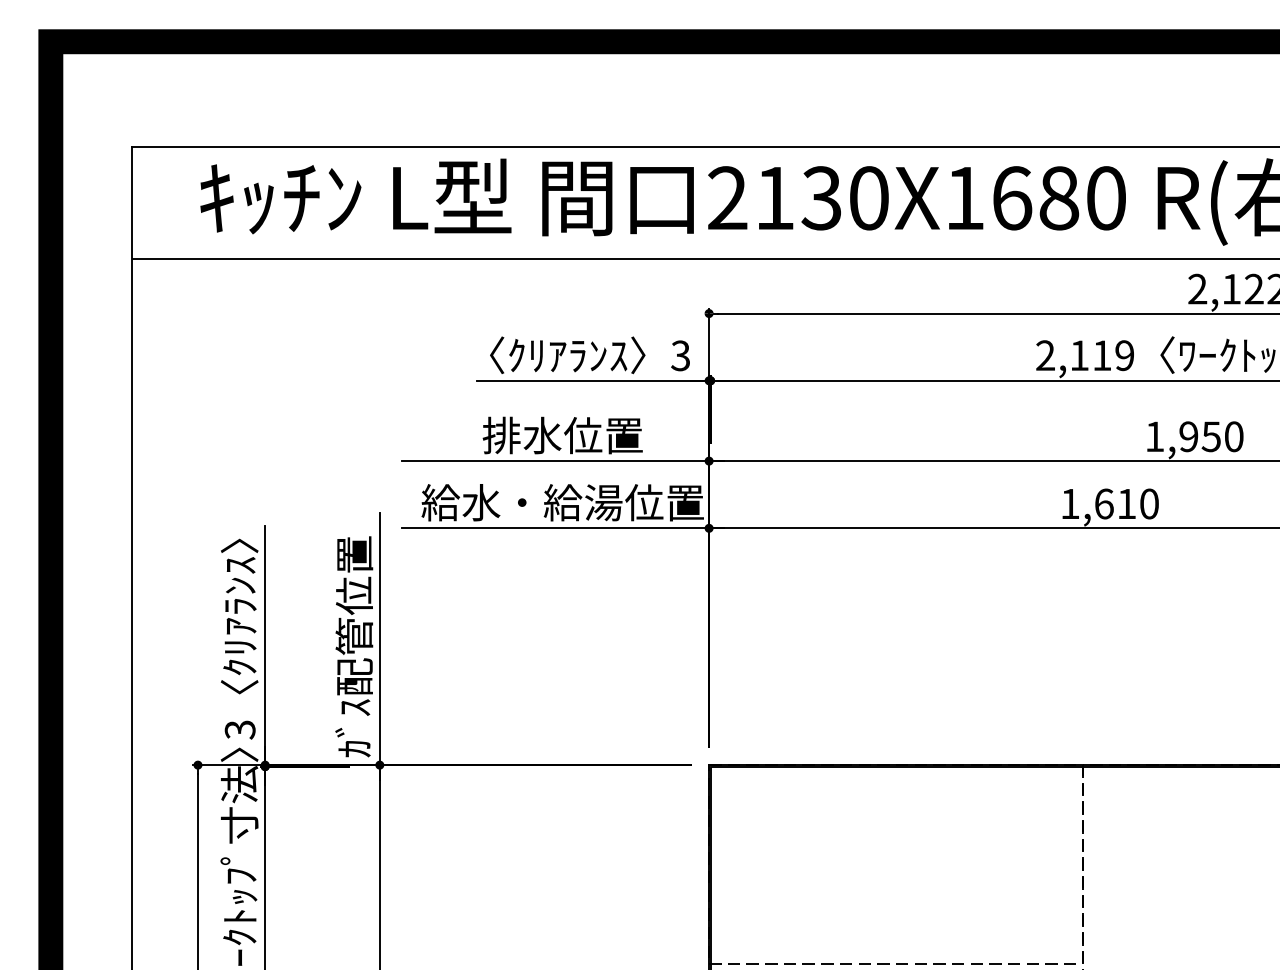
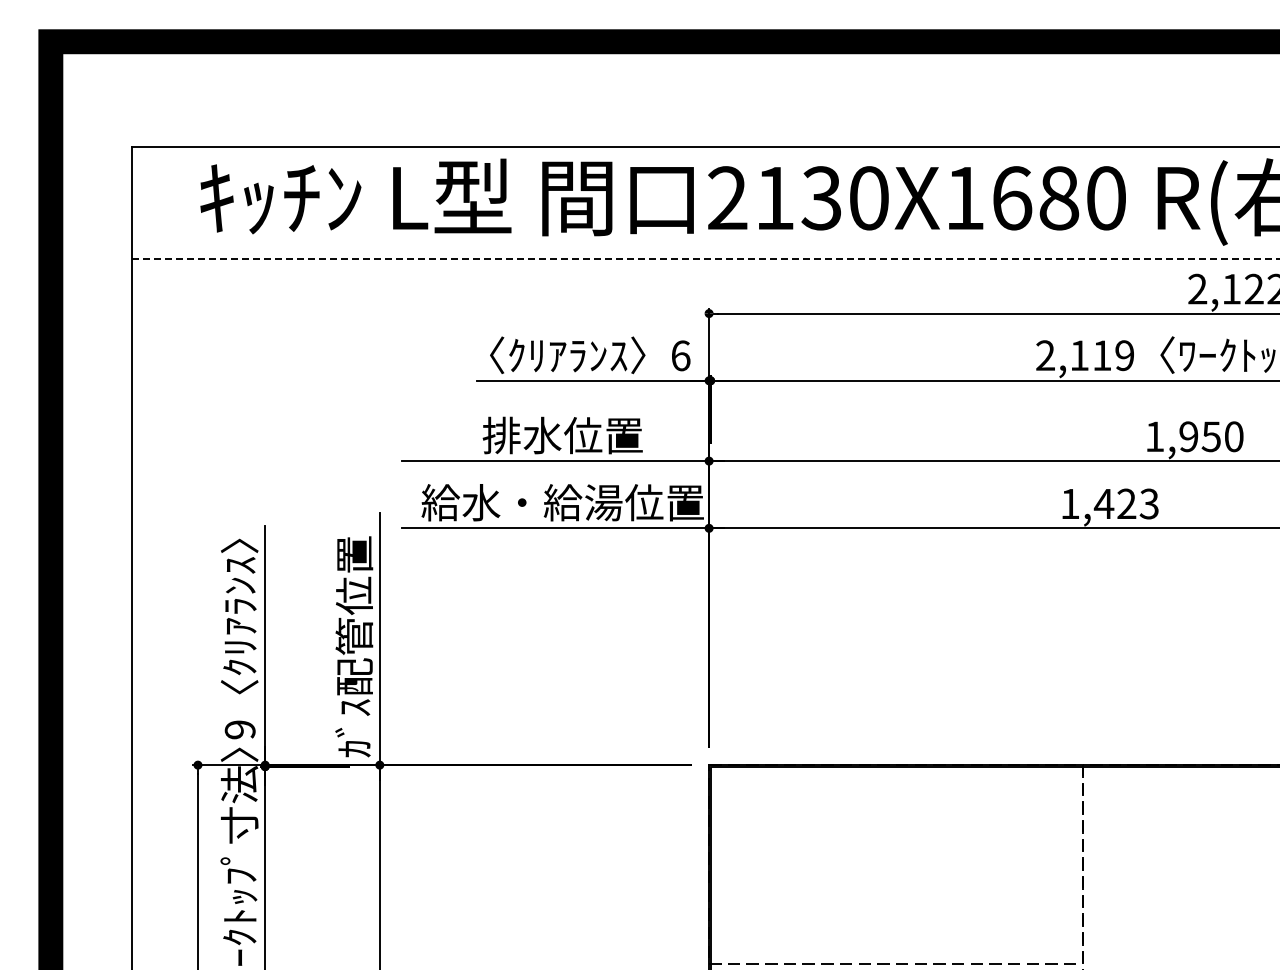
line: solid -> dashed (705, 259)
text: 3 -> 6 (680, 355)
text: 1,610 -> 1,423 (1125, 503)
text: 3 -> 9 (240, 729)
